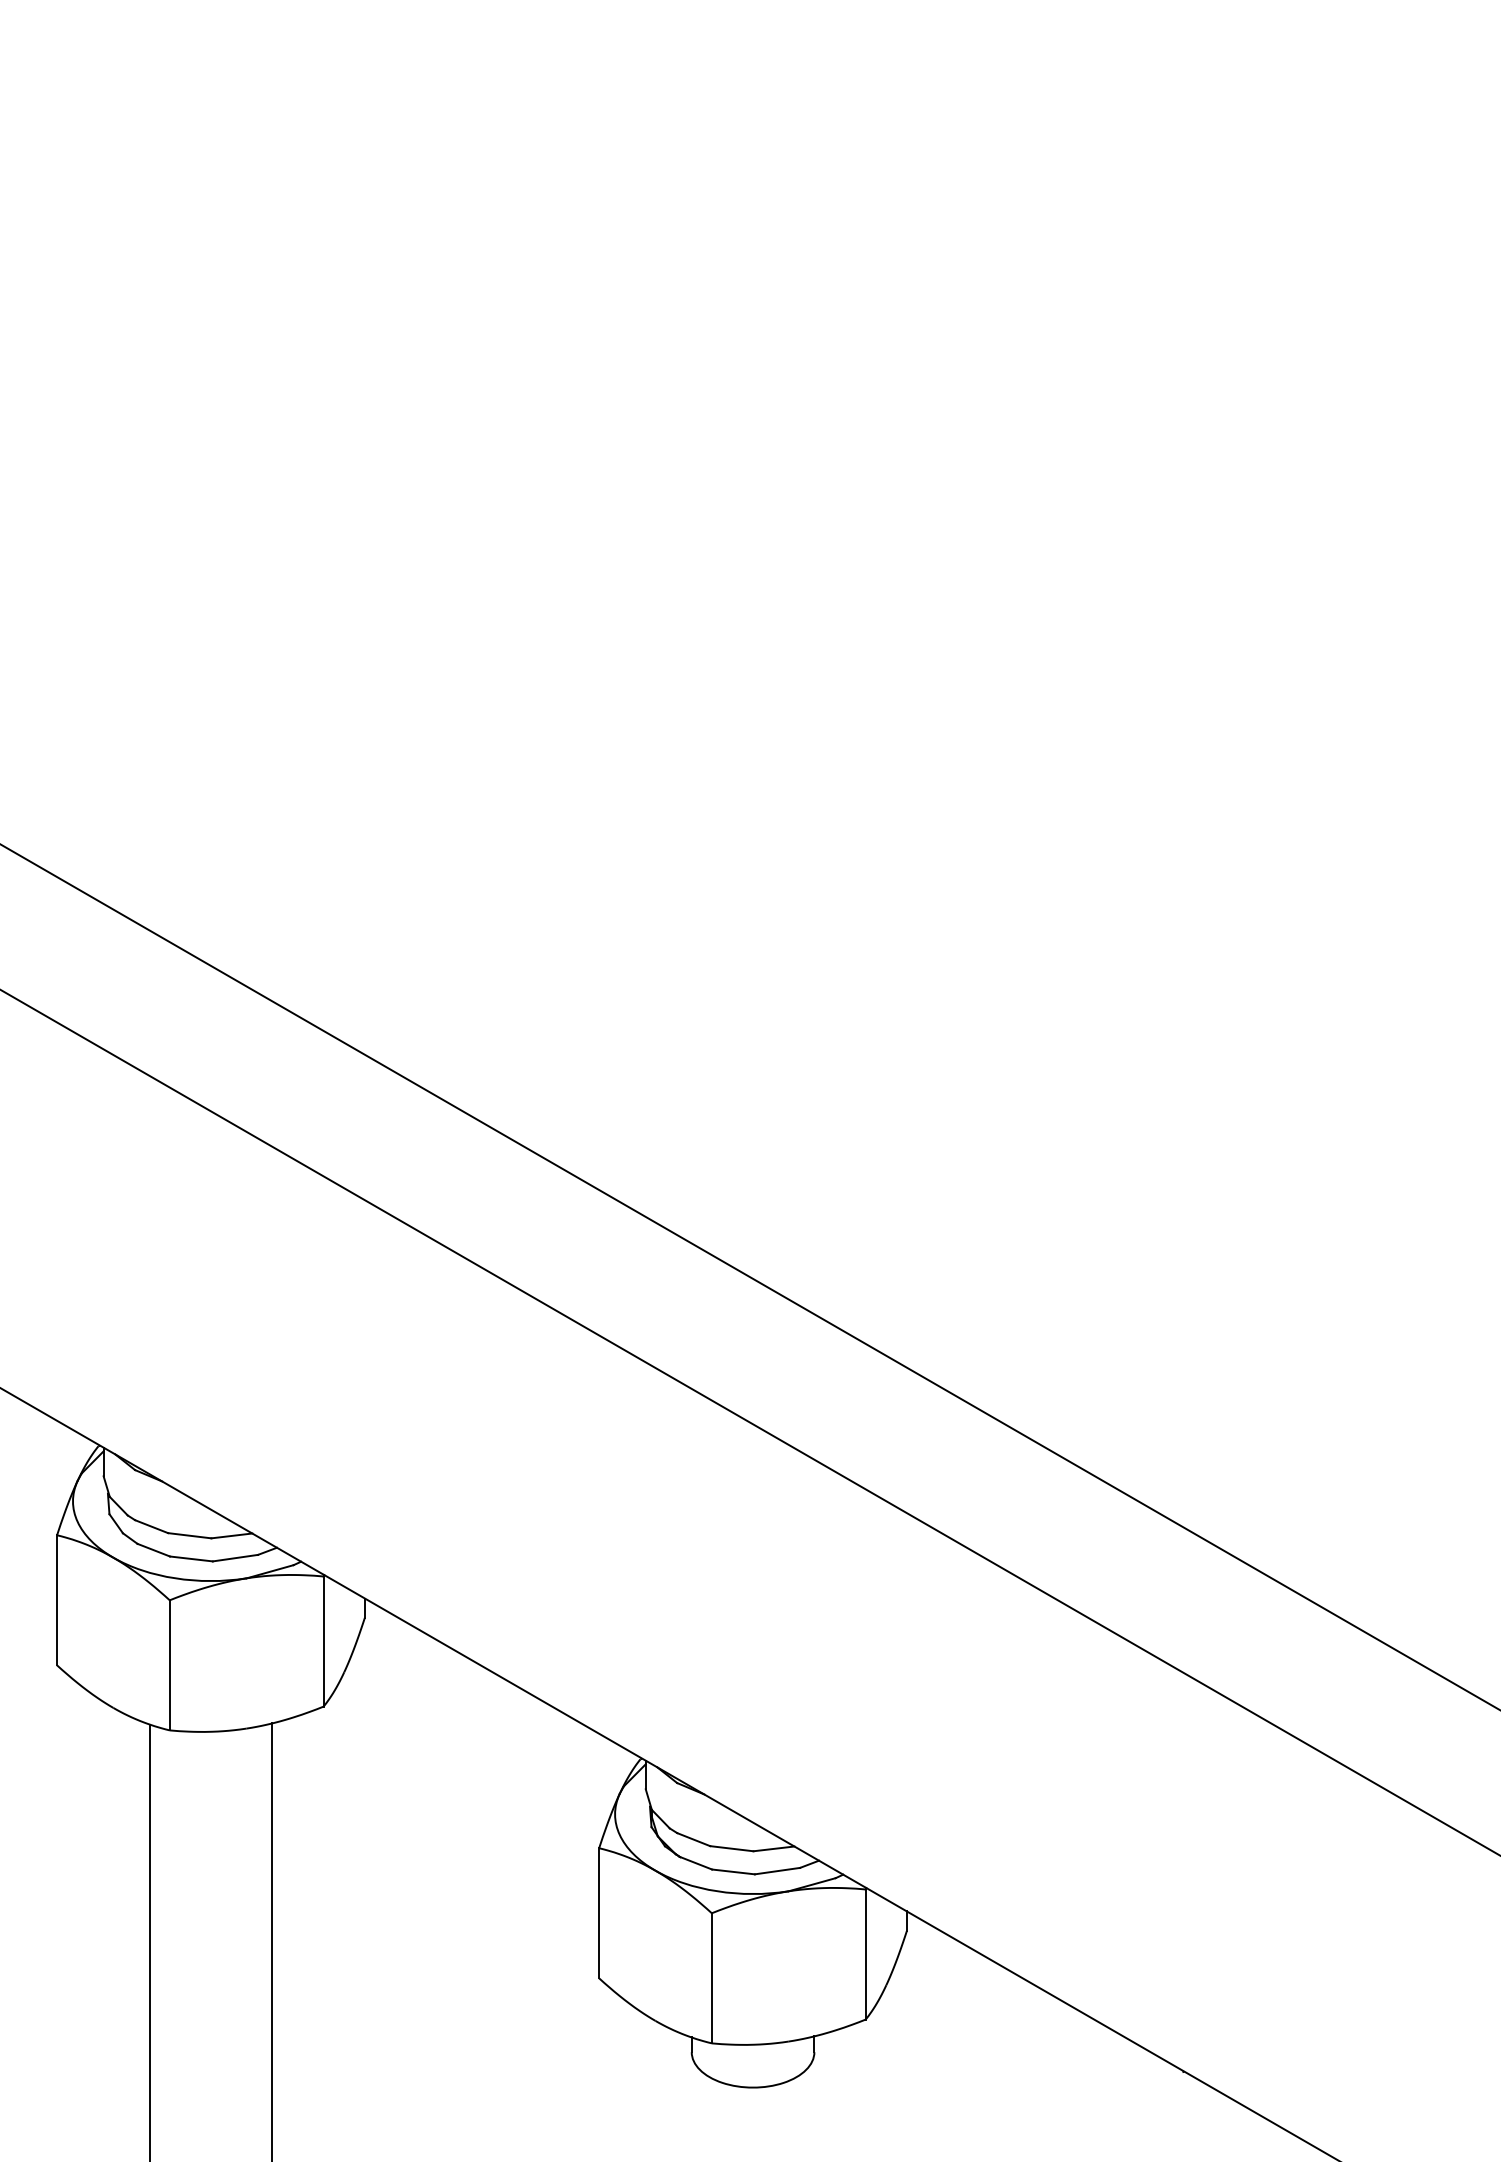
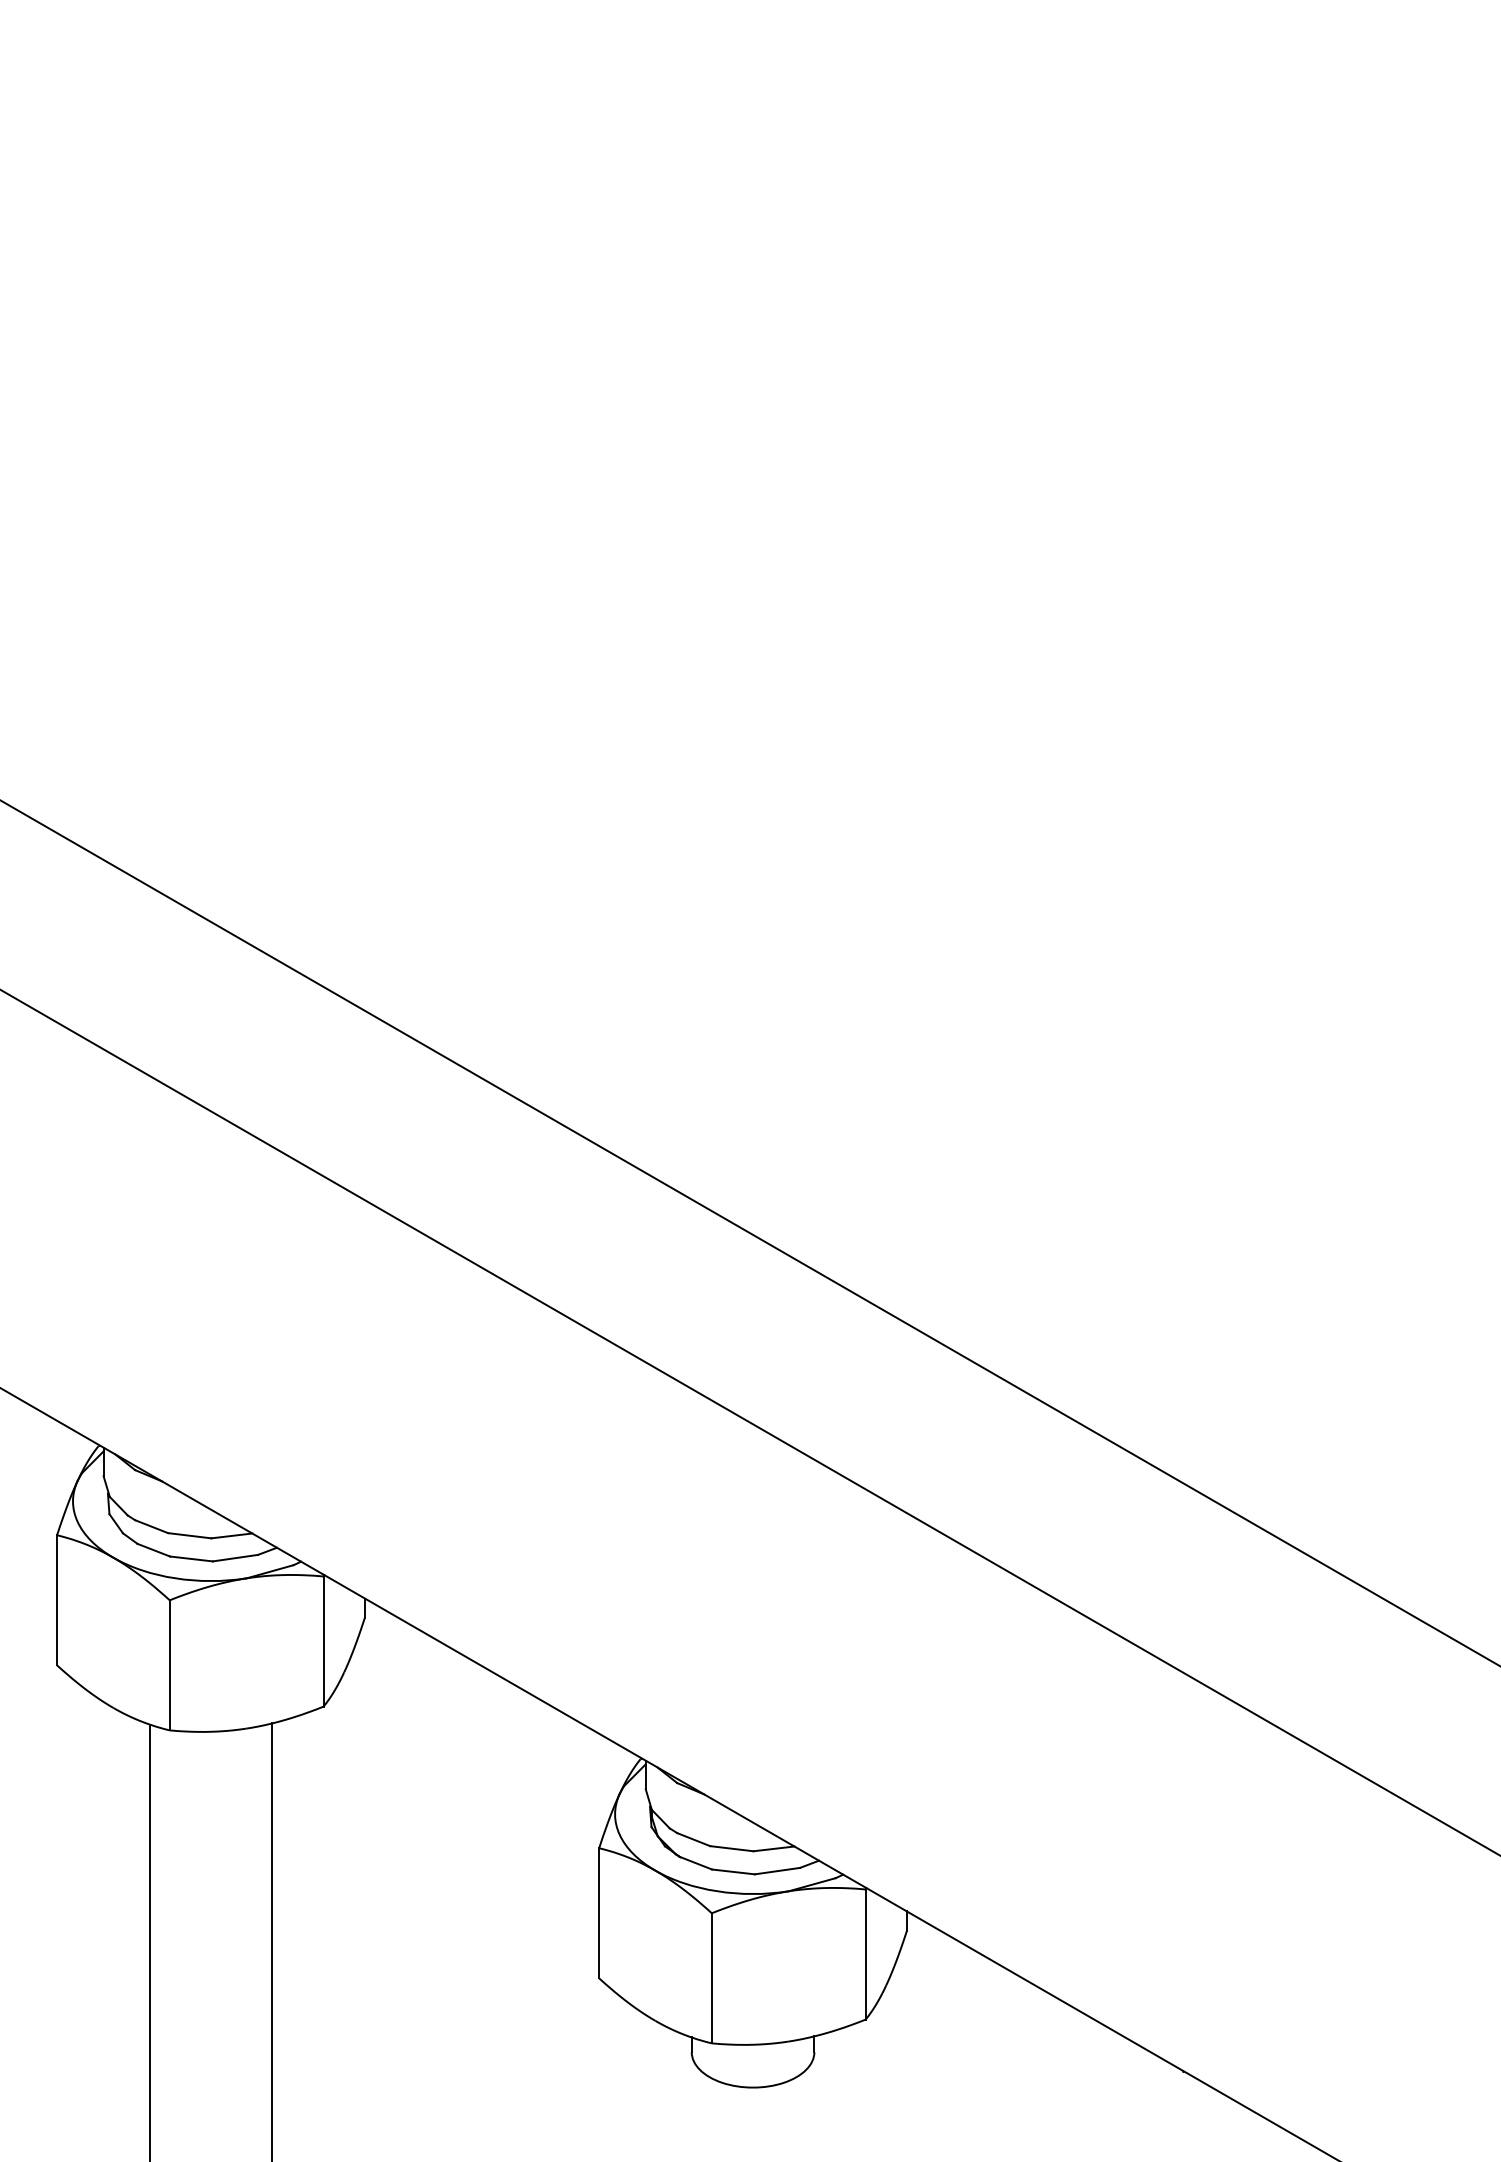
line position: (749, 1276) -> (749, 1232) (749, 1232)
